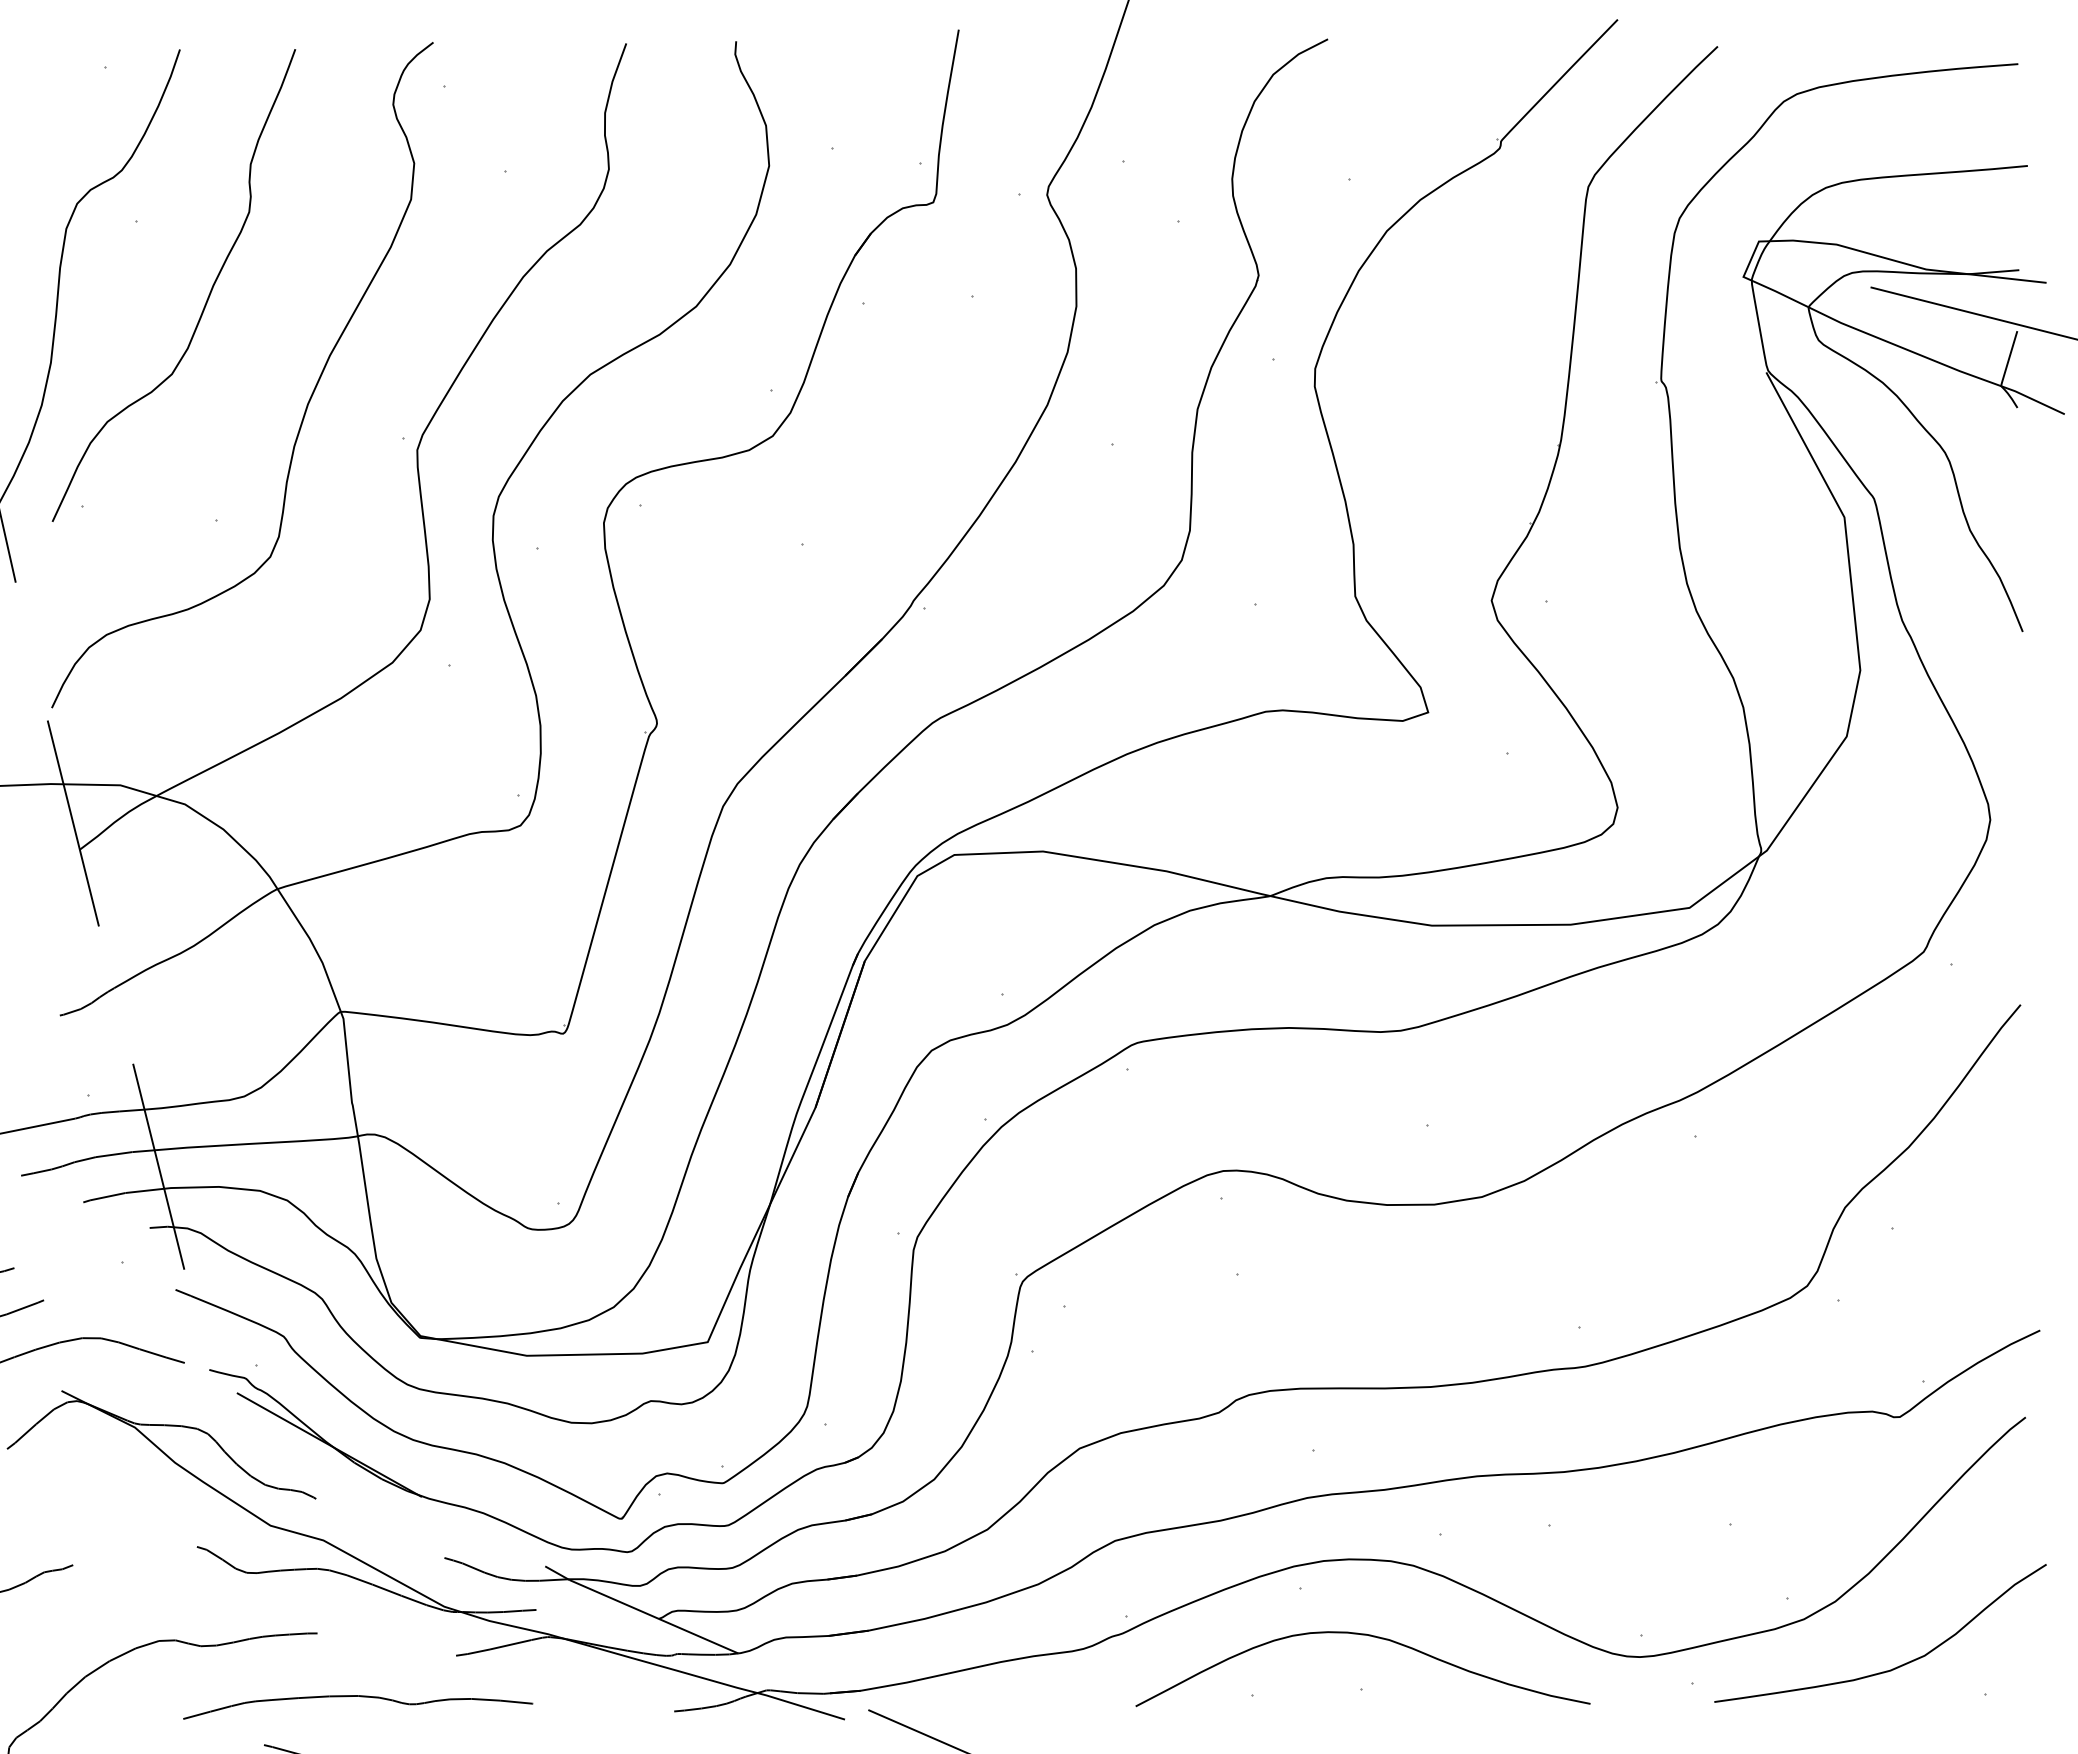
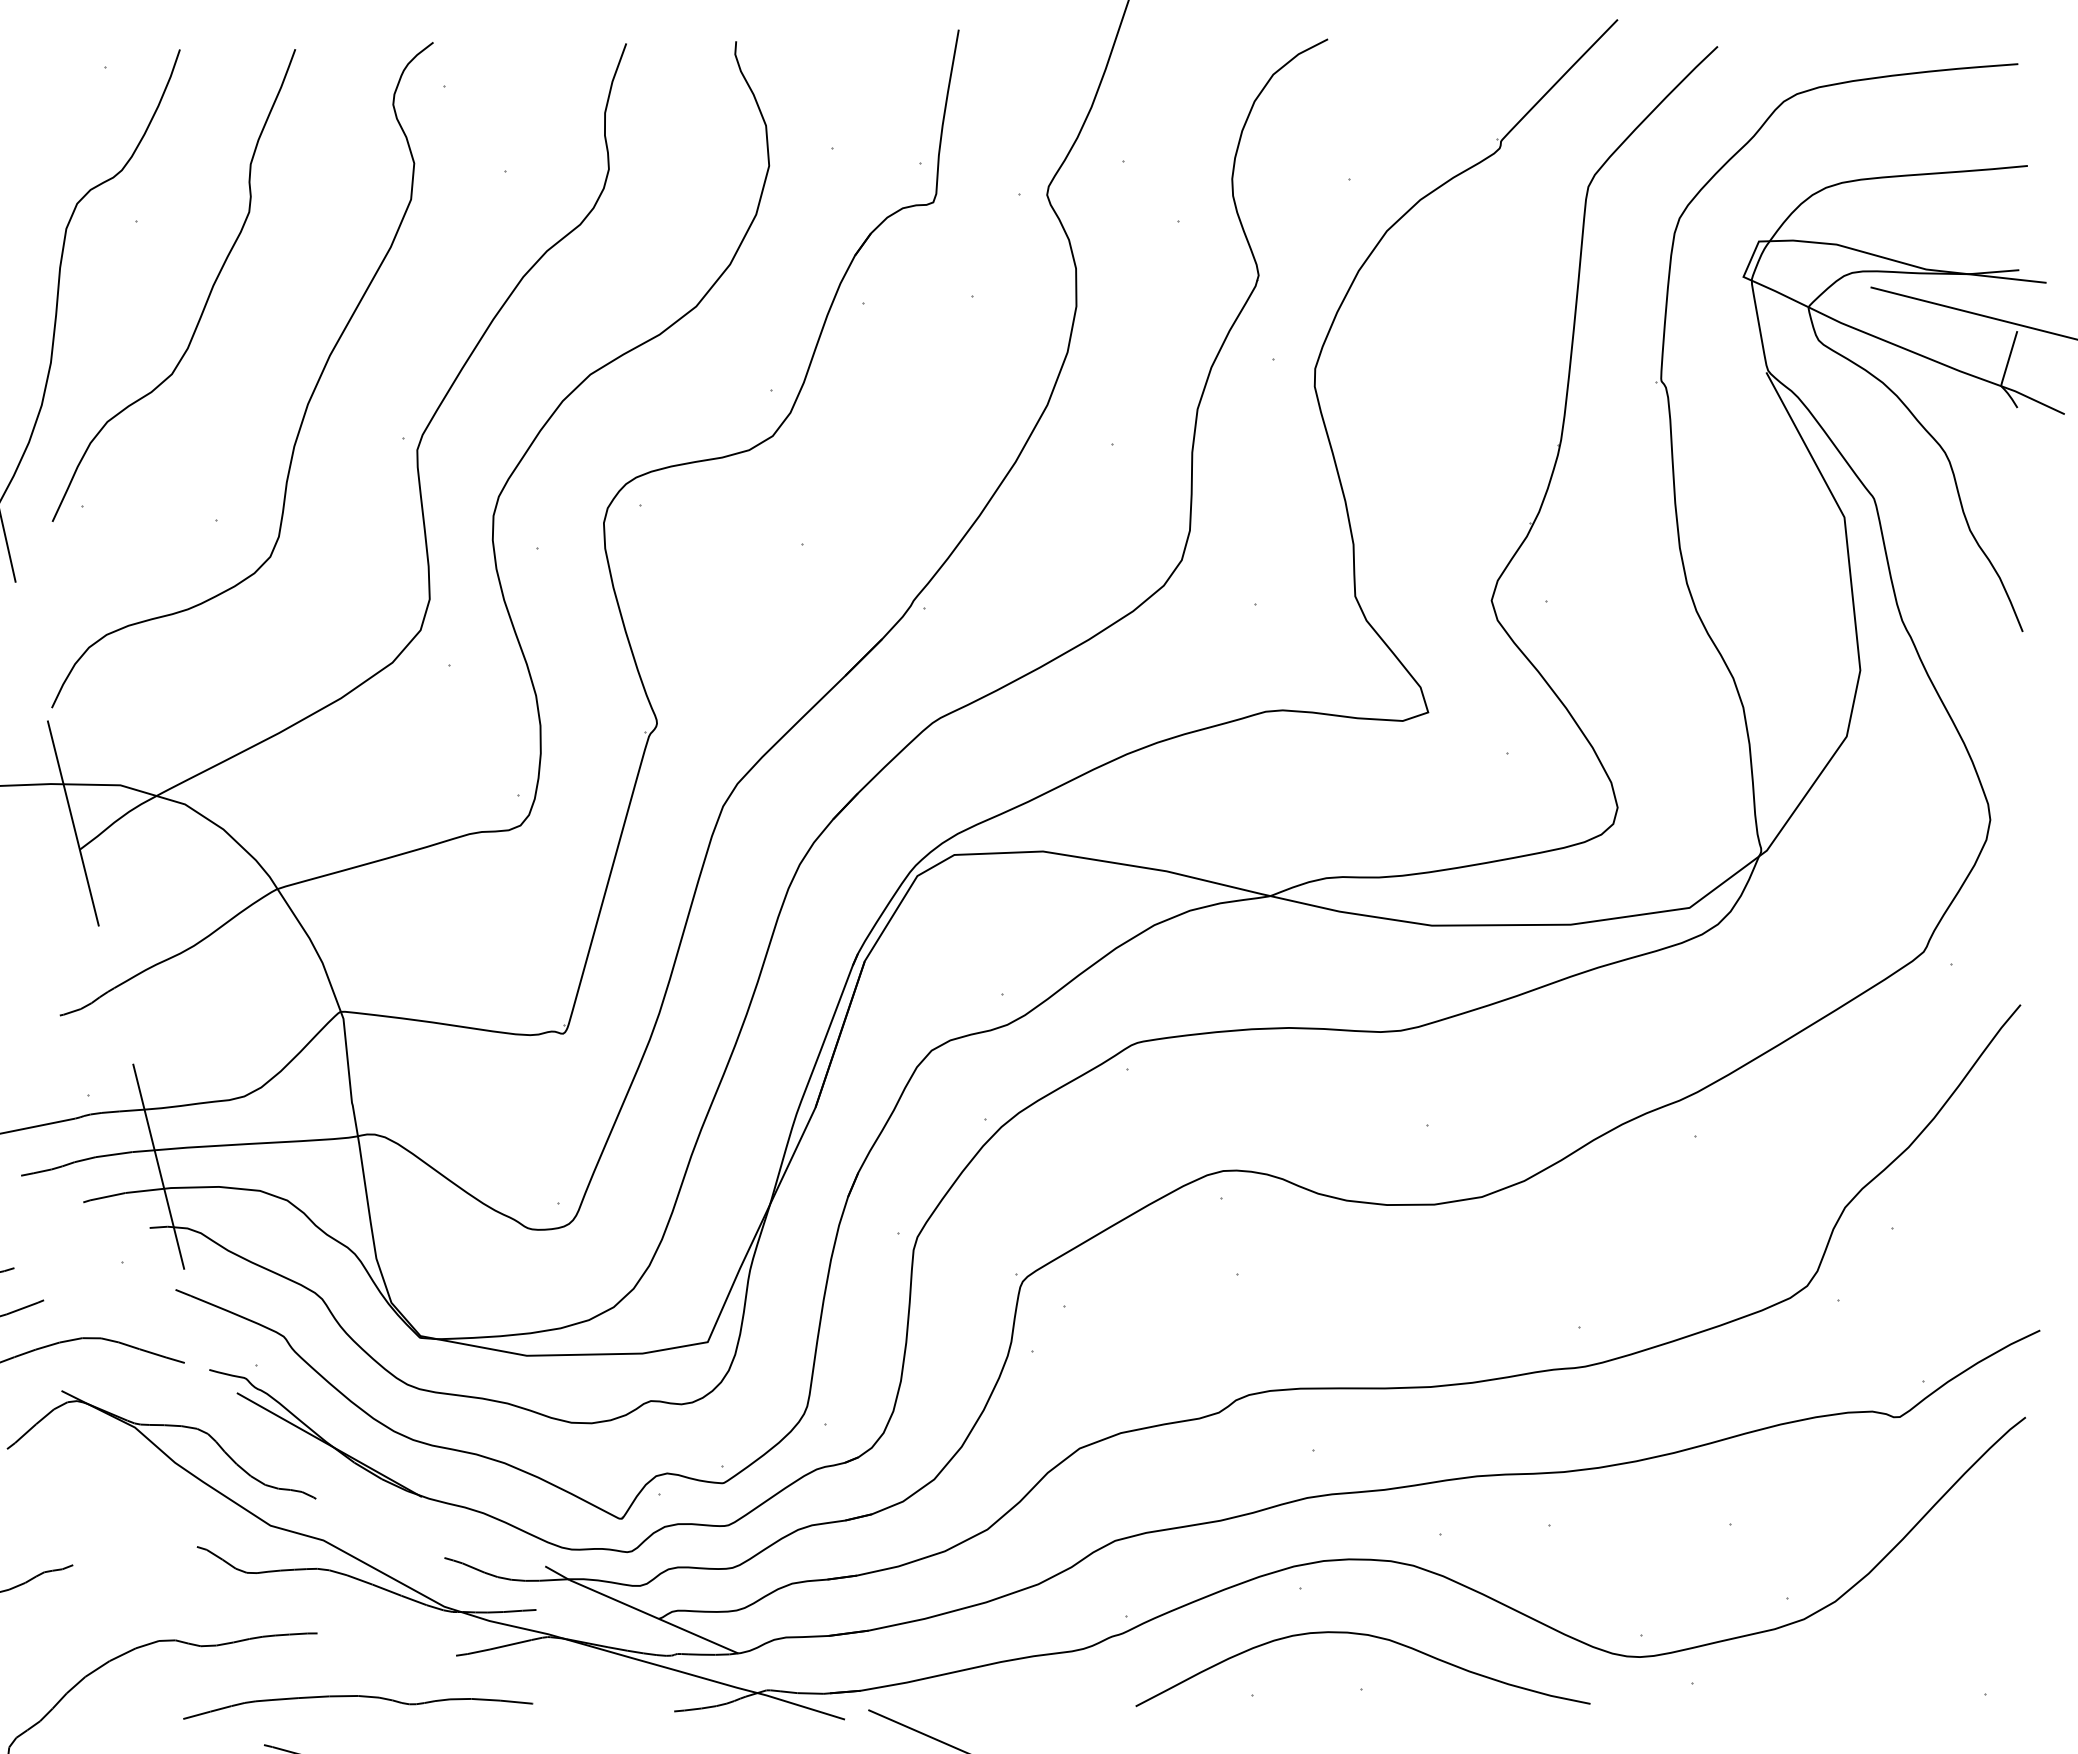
curve: present -> none (1894, 1667)
